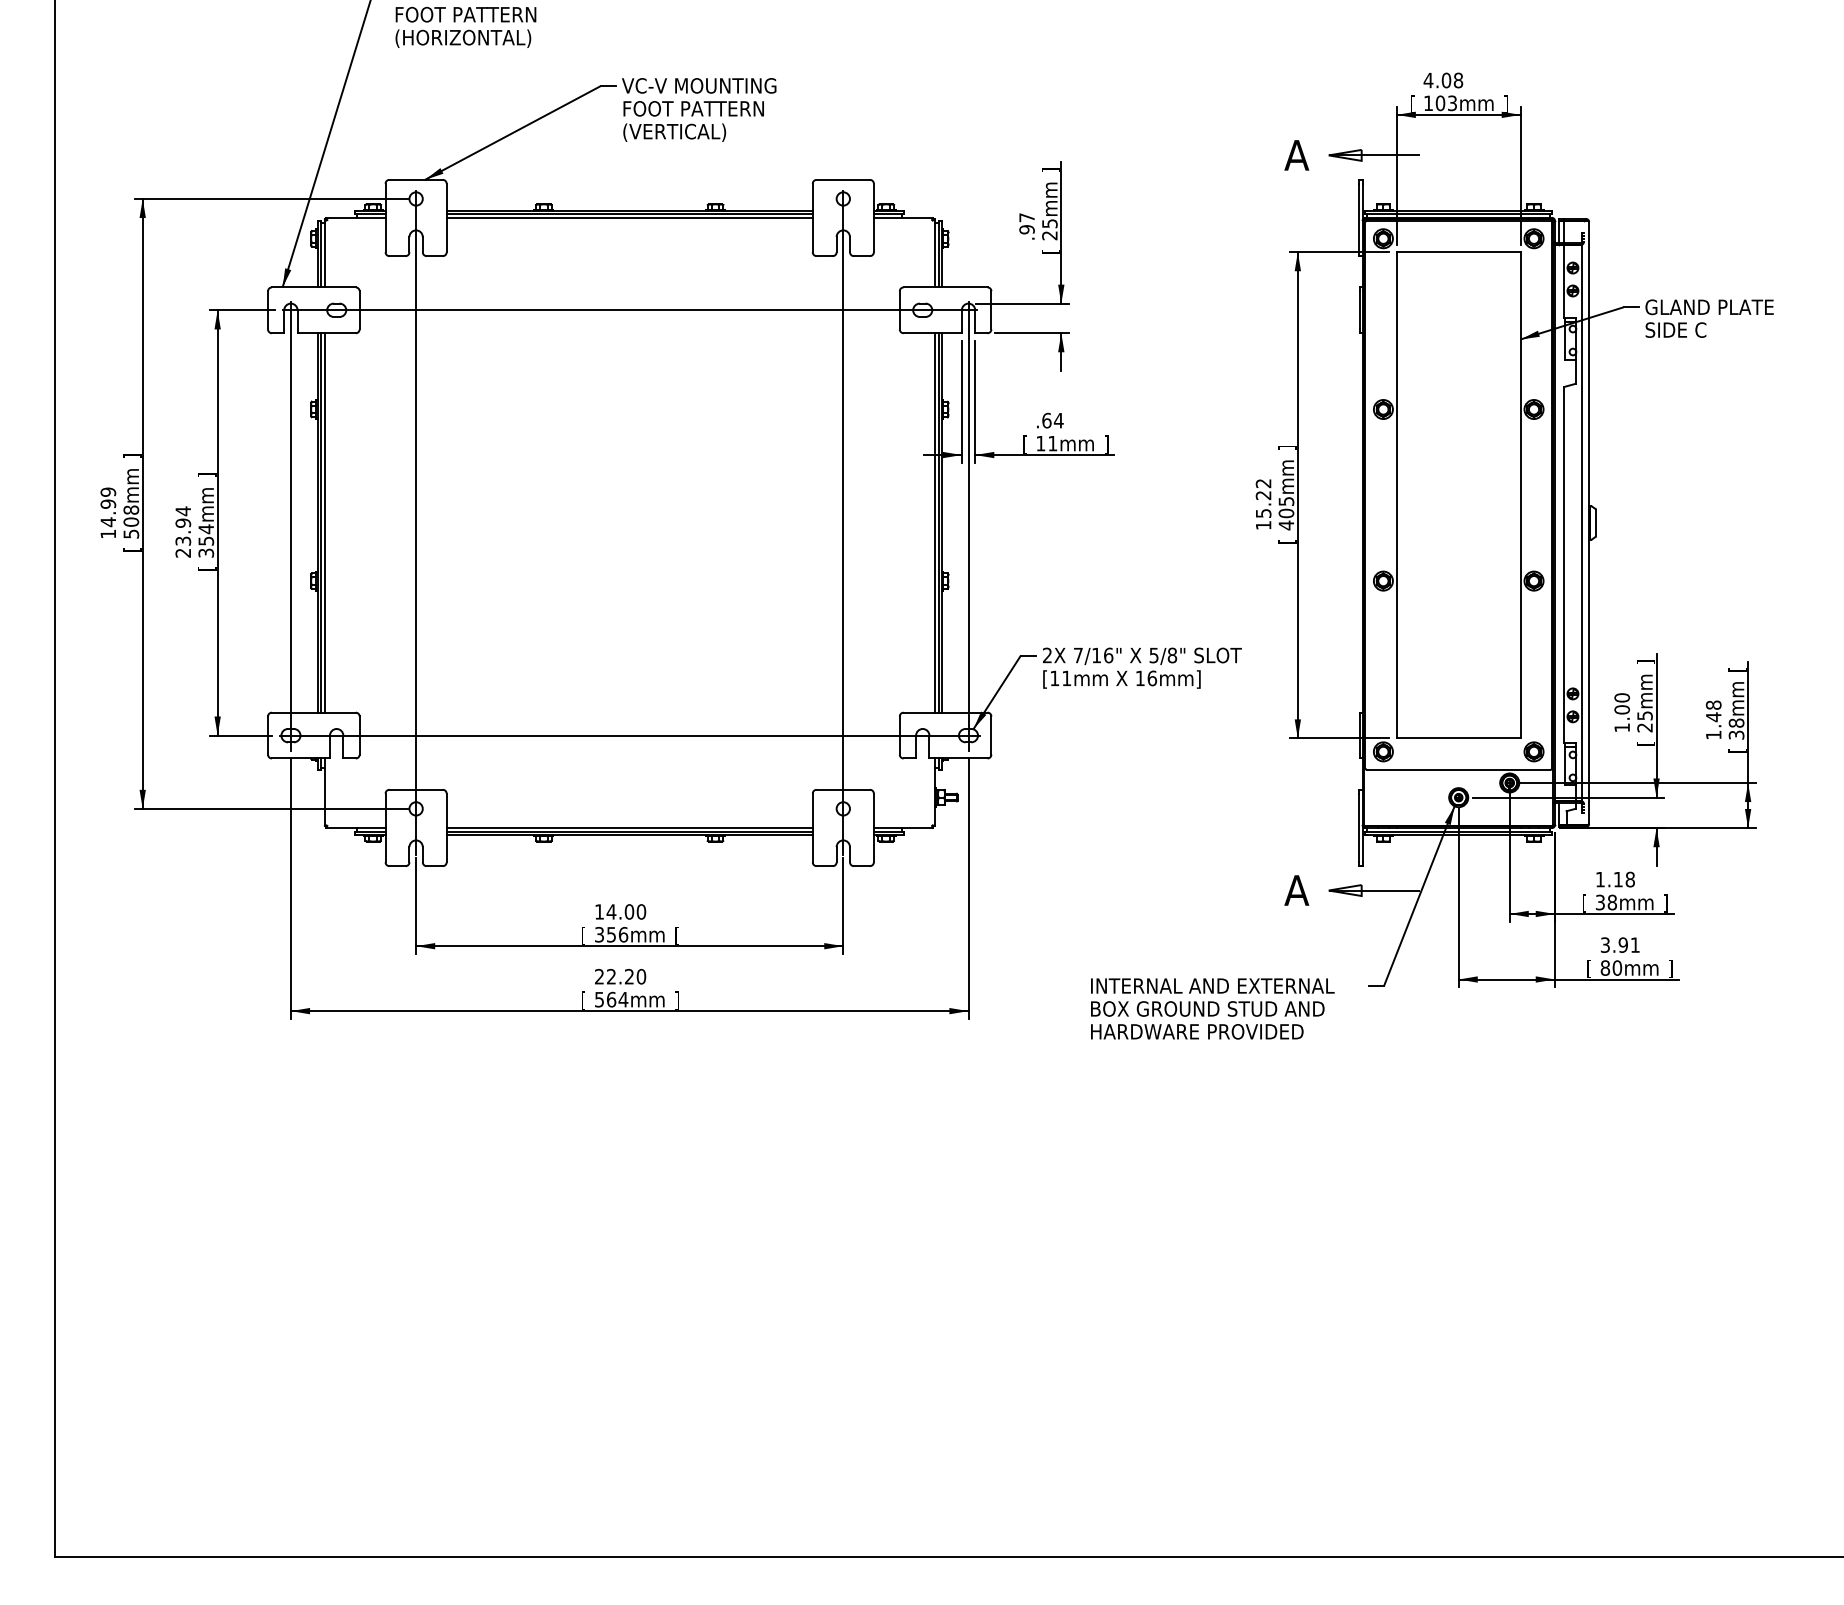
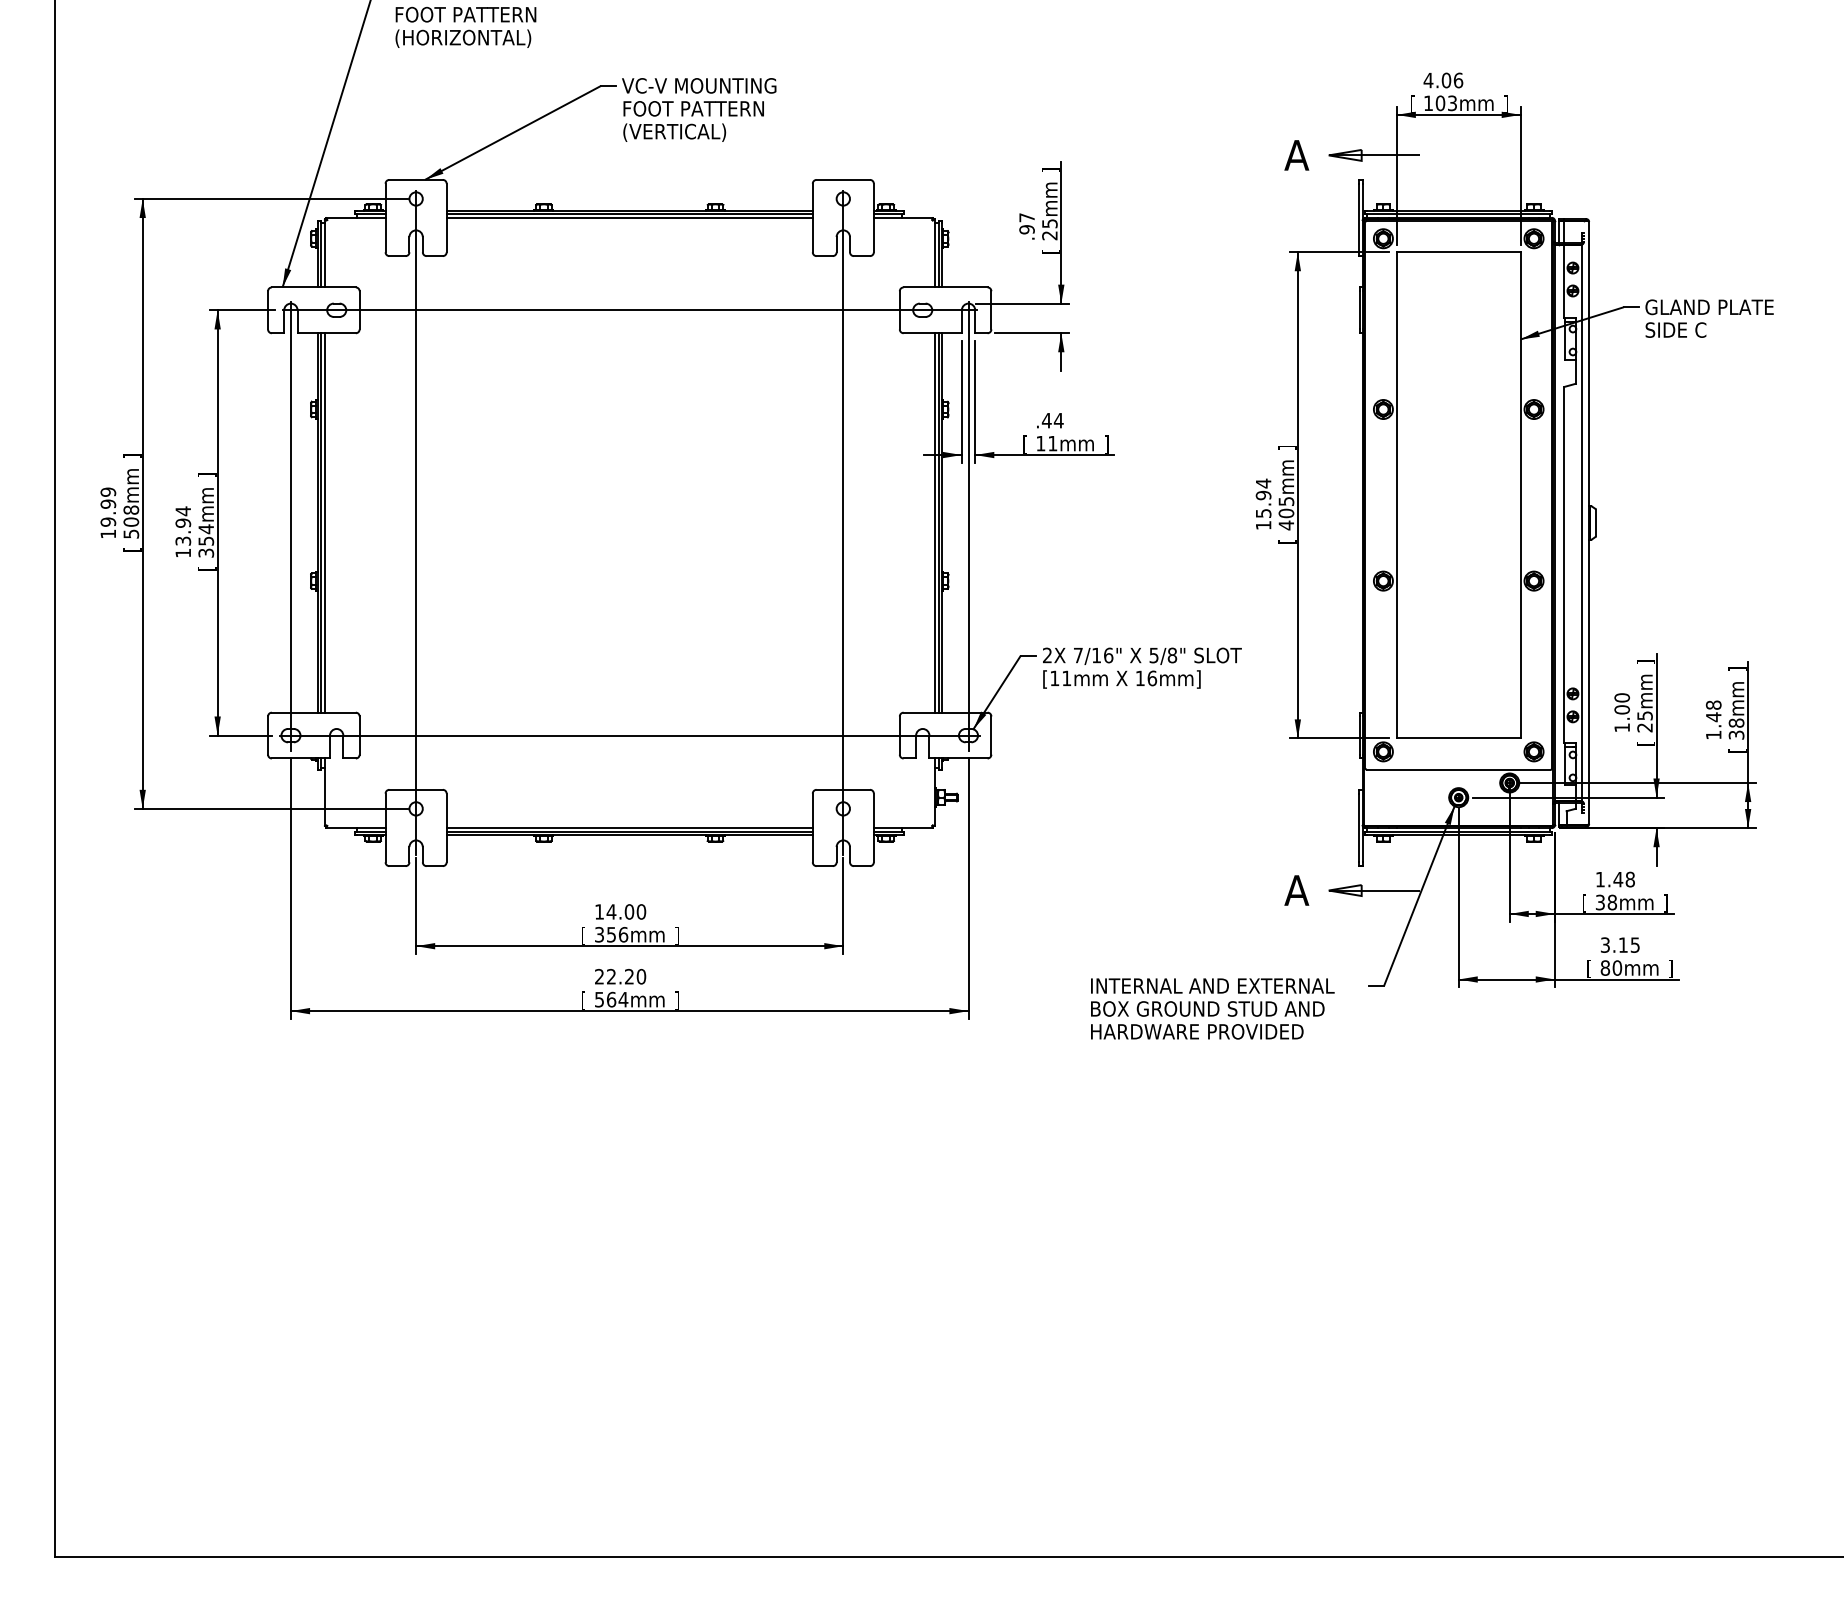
text: 4.08 -> 4.06 (1458, 80)
text: .64 -> .44 (1046, 420)
text: 15.22 -> 15.94 (1263, 489)
text: 14.99 -> 19.99 (108, 522)
text: 23.94 -> 13.94 (182, 553)
text: [ -> ] (1737, 669)
text: 1.18 -> 1.48 (1618, 879)
text: [ -> ] (676, 935)
text: 3.91 -> 3.15 (1628, 944)
